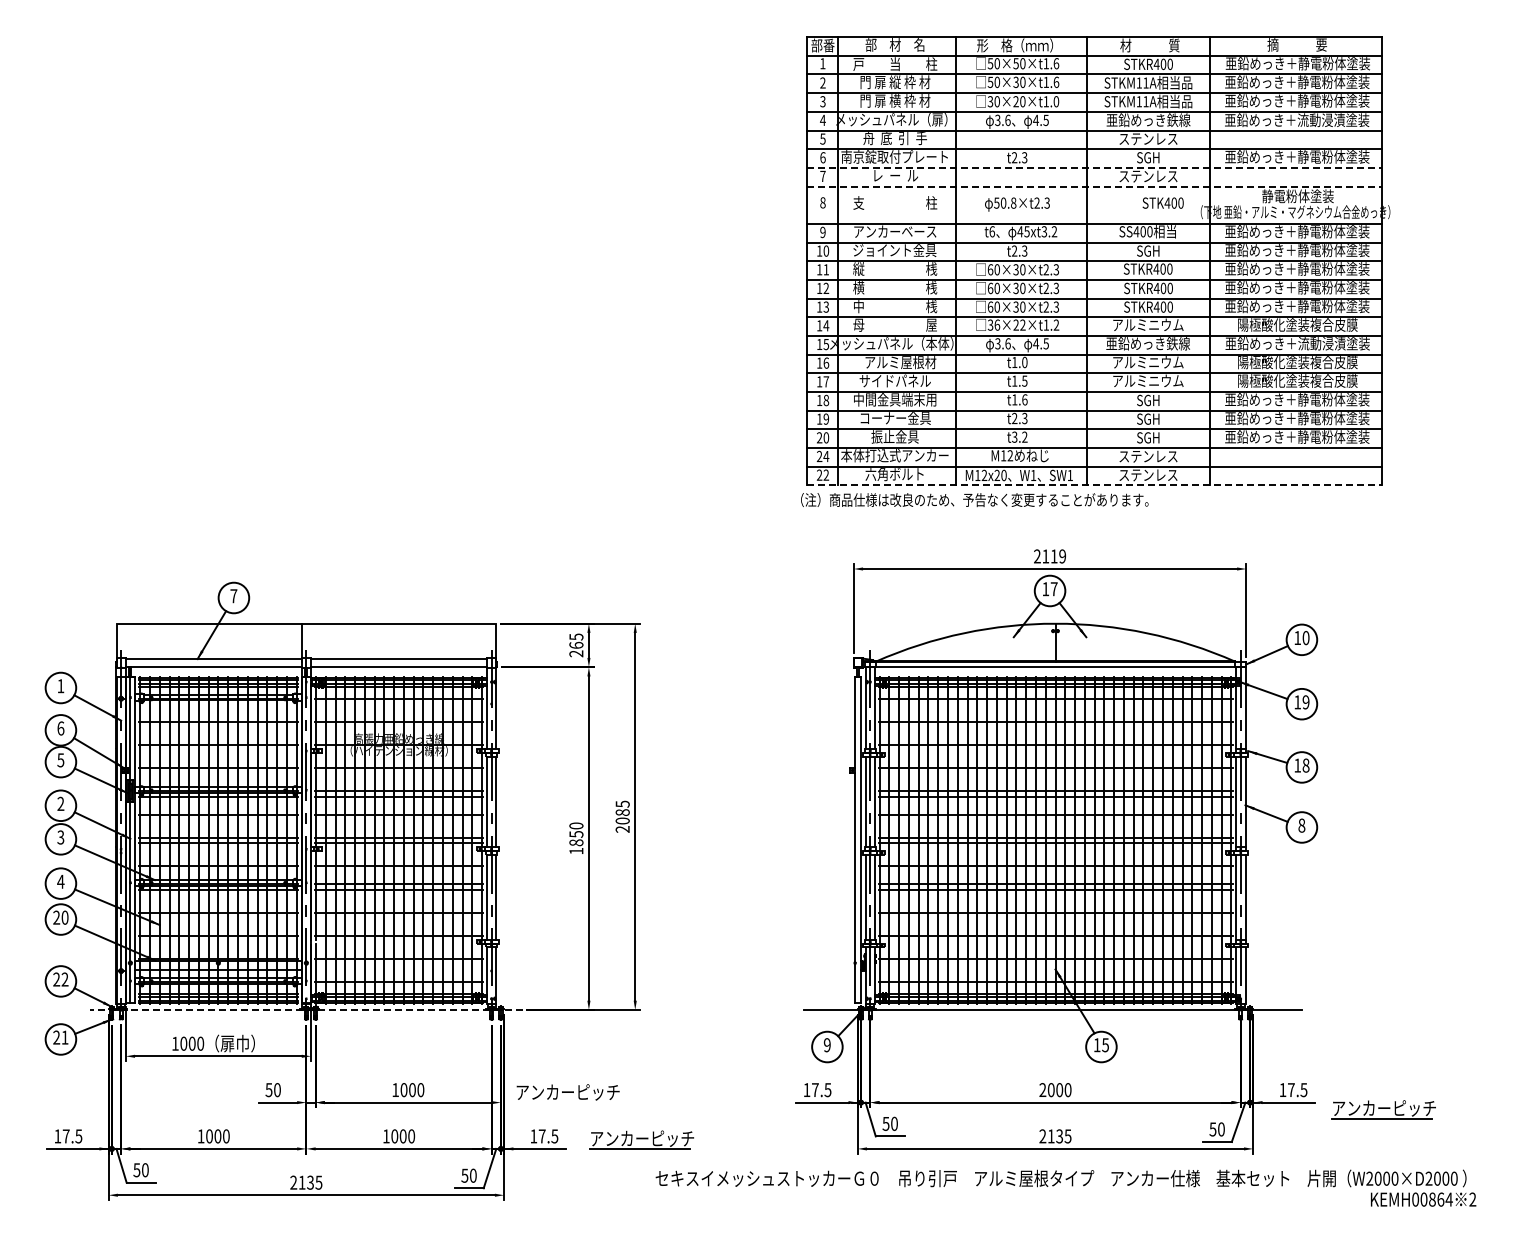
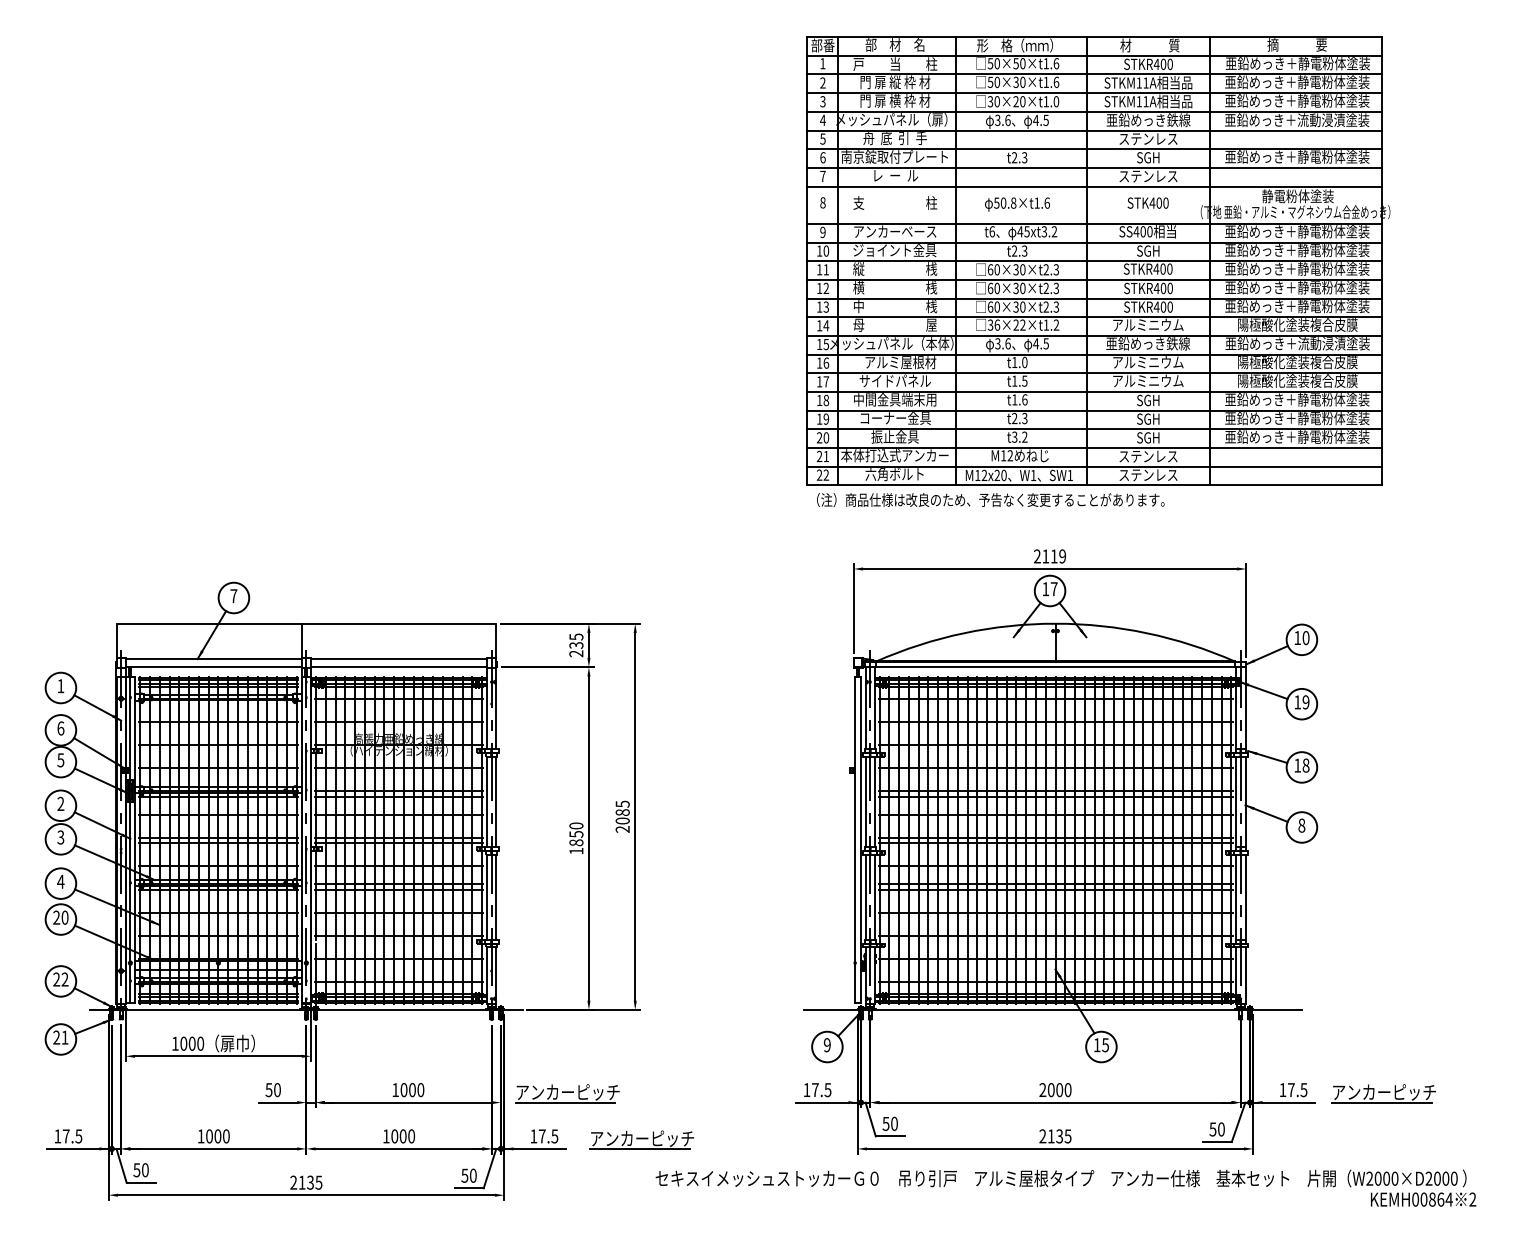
line: dashed -> solid (1095, 167)
line: dashed -> solid (1095, 186)
text: 50.8×t2.3 -> 50.8×t1.6 (1042, 202)
text position: (1162, 202) -> (1147, 202) (1147, 202)
text: 24 -> 21 (826, 456)
line: dashed -> solid (1095, 485)
text position: (974, 499) -> (990, 499) (990, 499)
text: 265 -> 235 (576, 644)
line: dashed -> solid (305, 1009)
line: none -> present (565, 1102)
part position: (1383, 1109) -> (1383, 1093) (1383, 1093)
